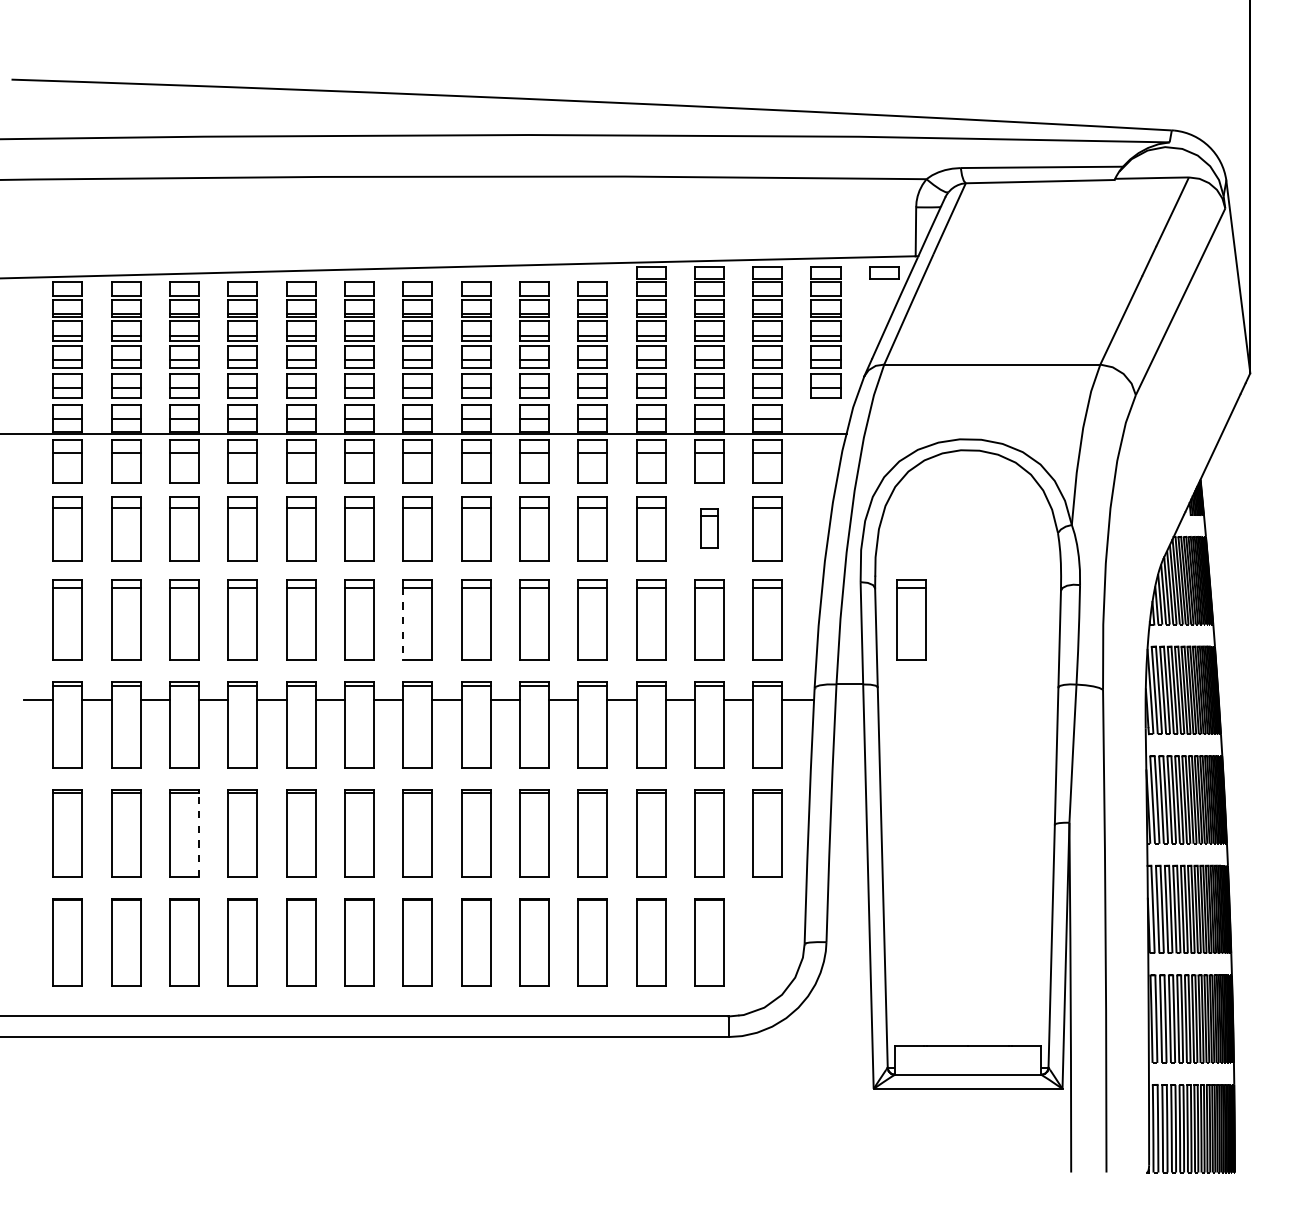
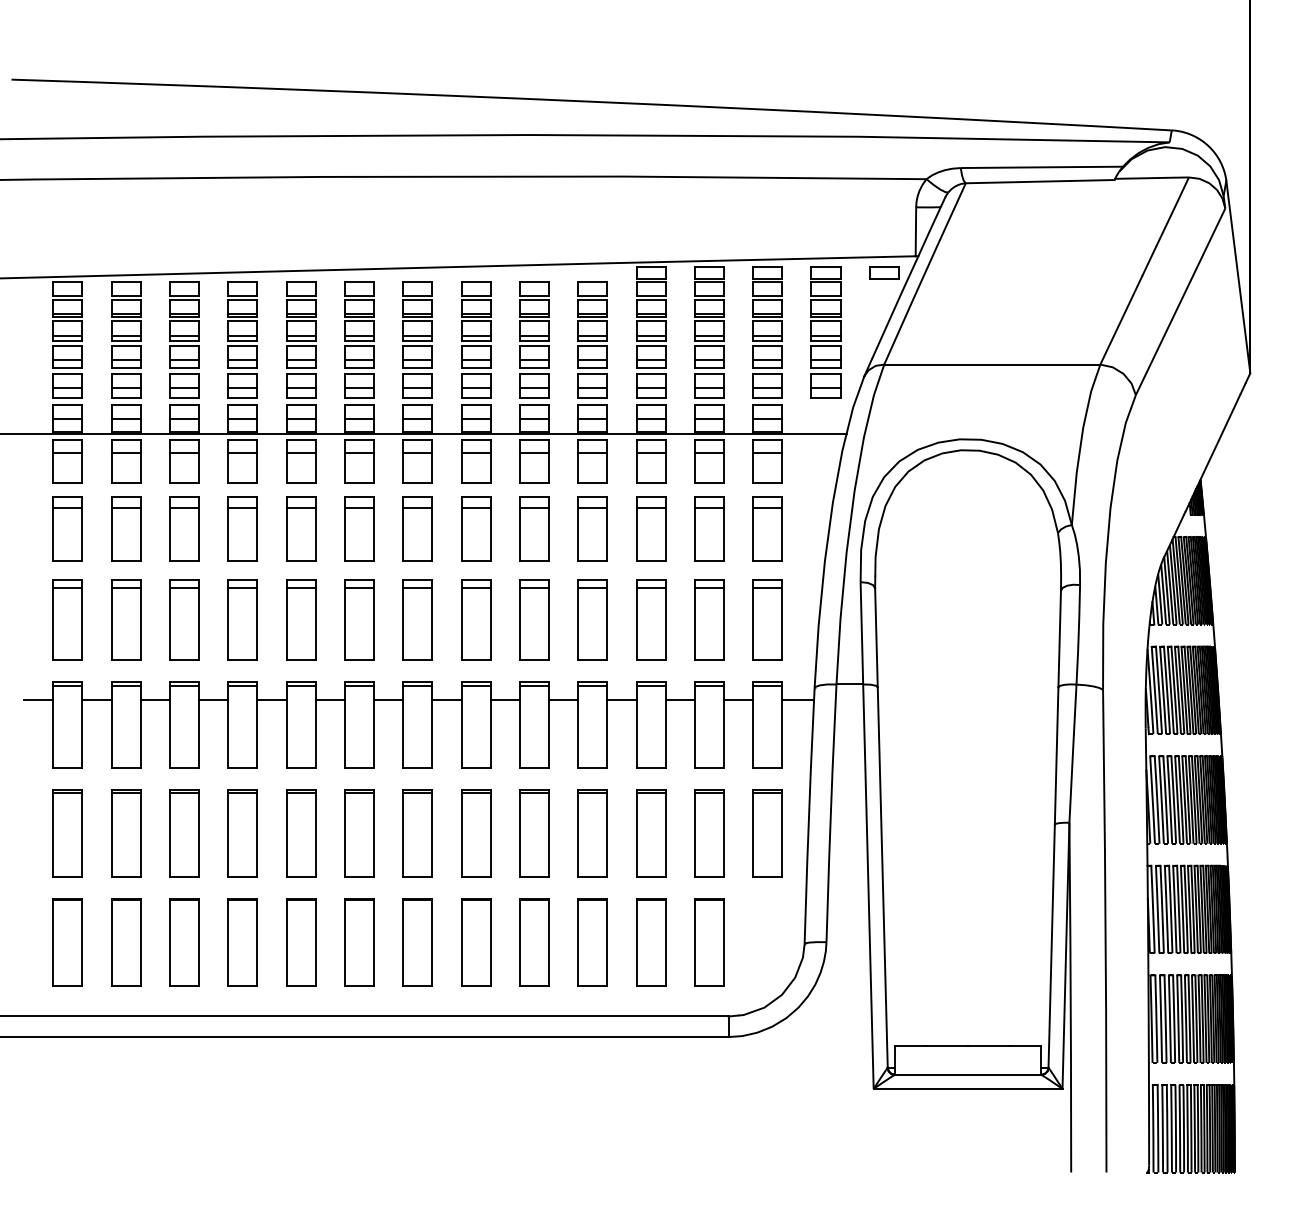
part size: 19x41 px -> 31x66 px (709, 528)
part: present -> none (911, 619)
line: dashed -> solid (403, 624)
line: dashed -> solid (199, 834)
